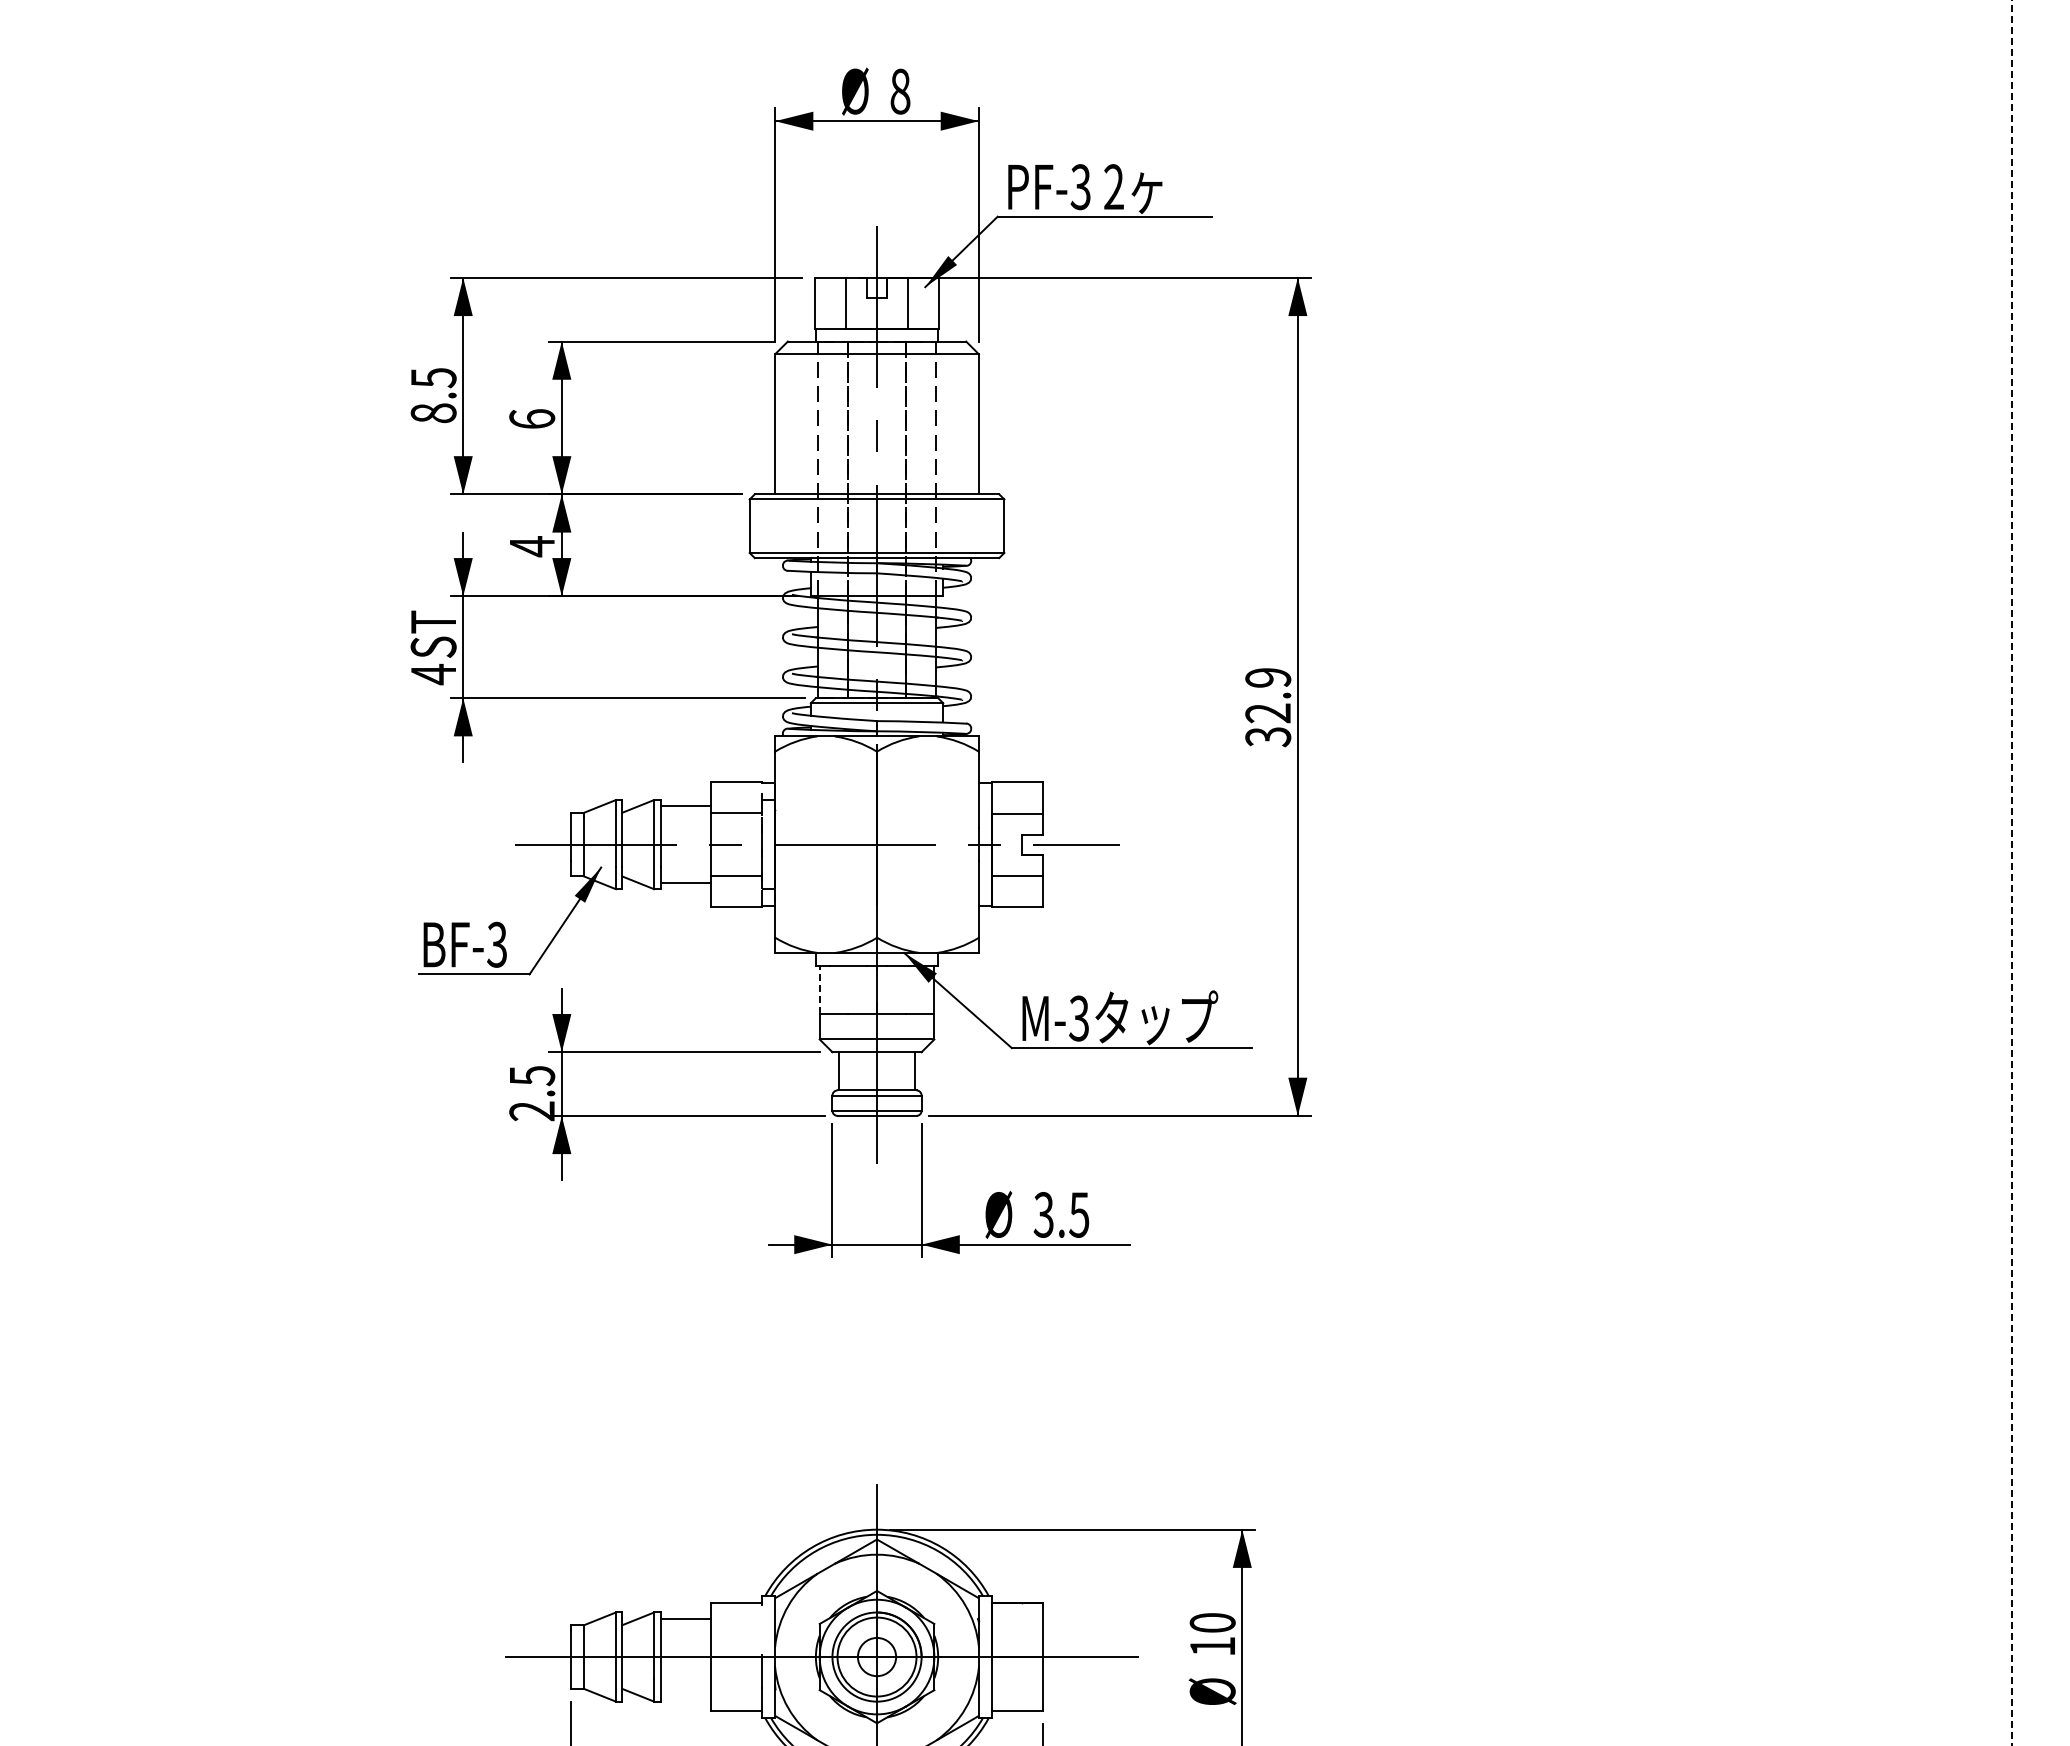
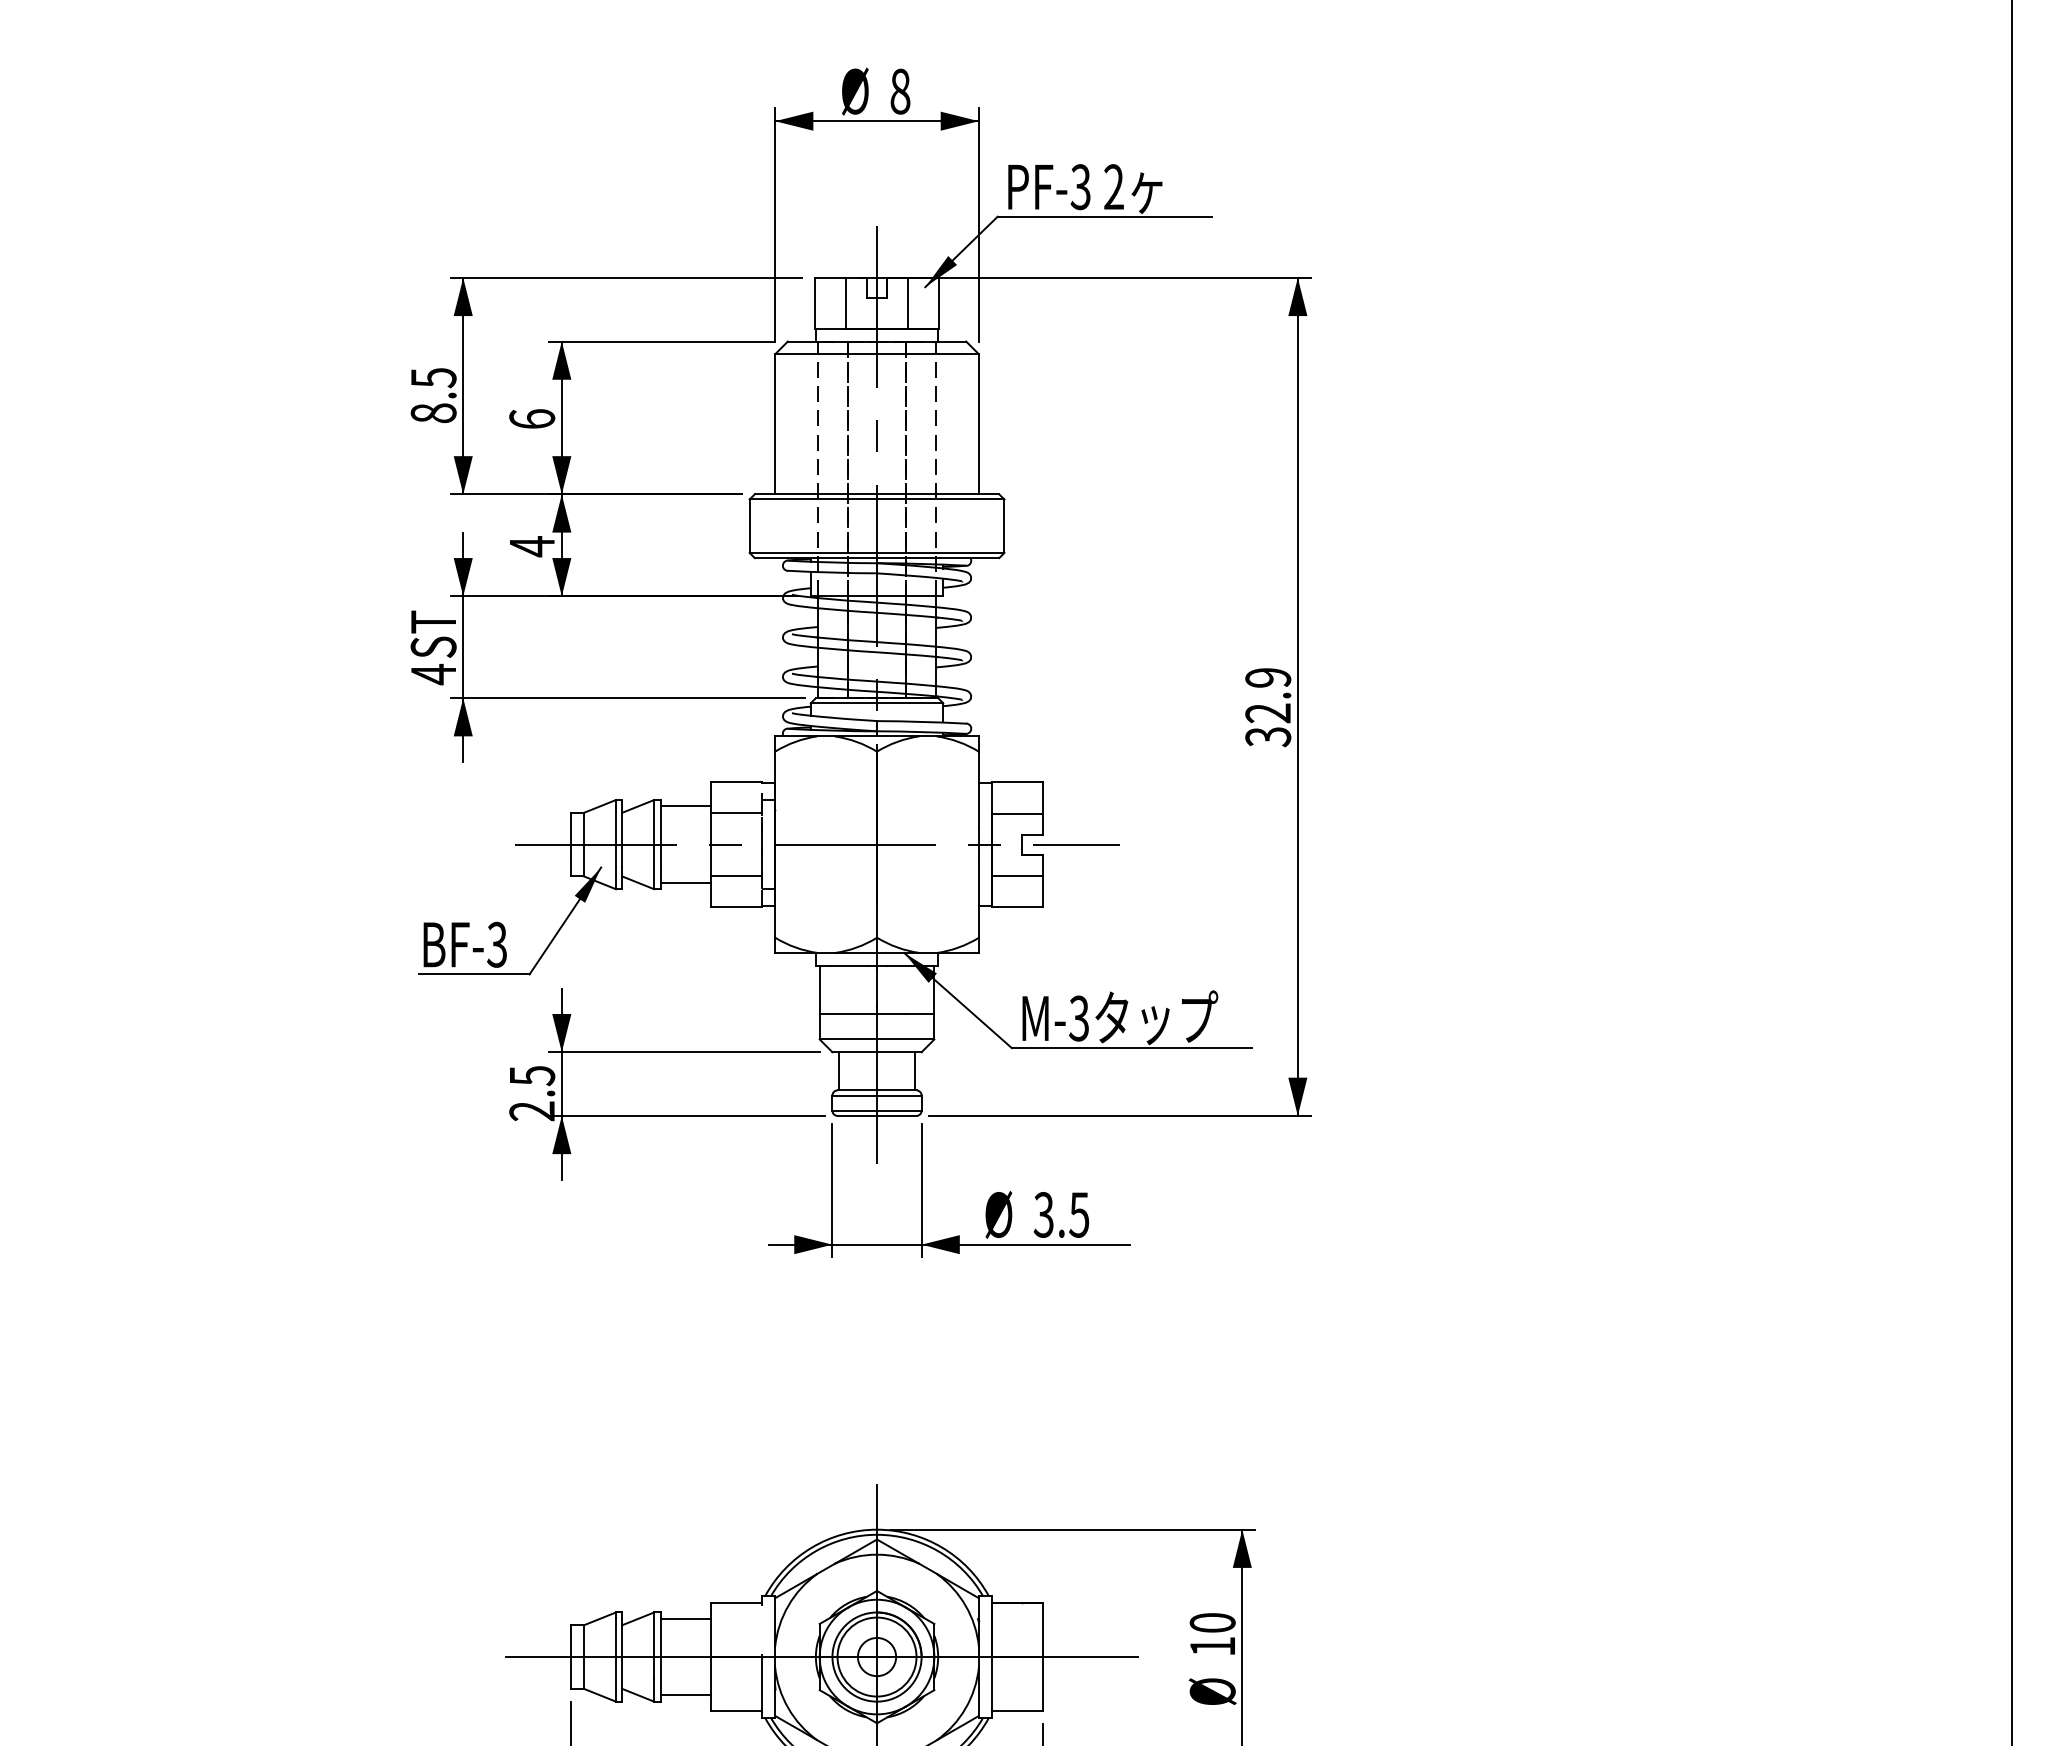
line: dashed -> solid (2011, 873)
line: dashed -> solid (819, 989)
line: none -> present (685, 1695)
